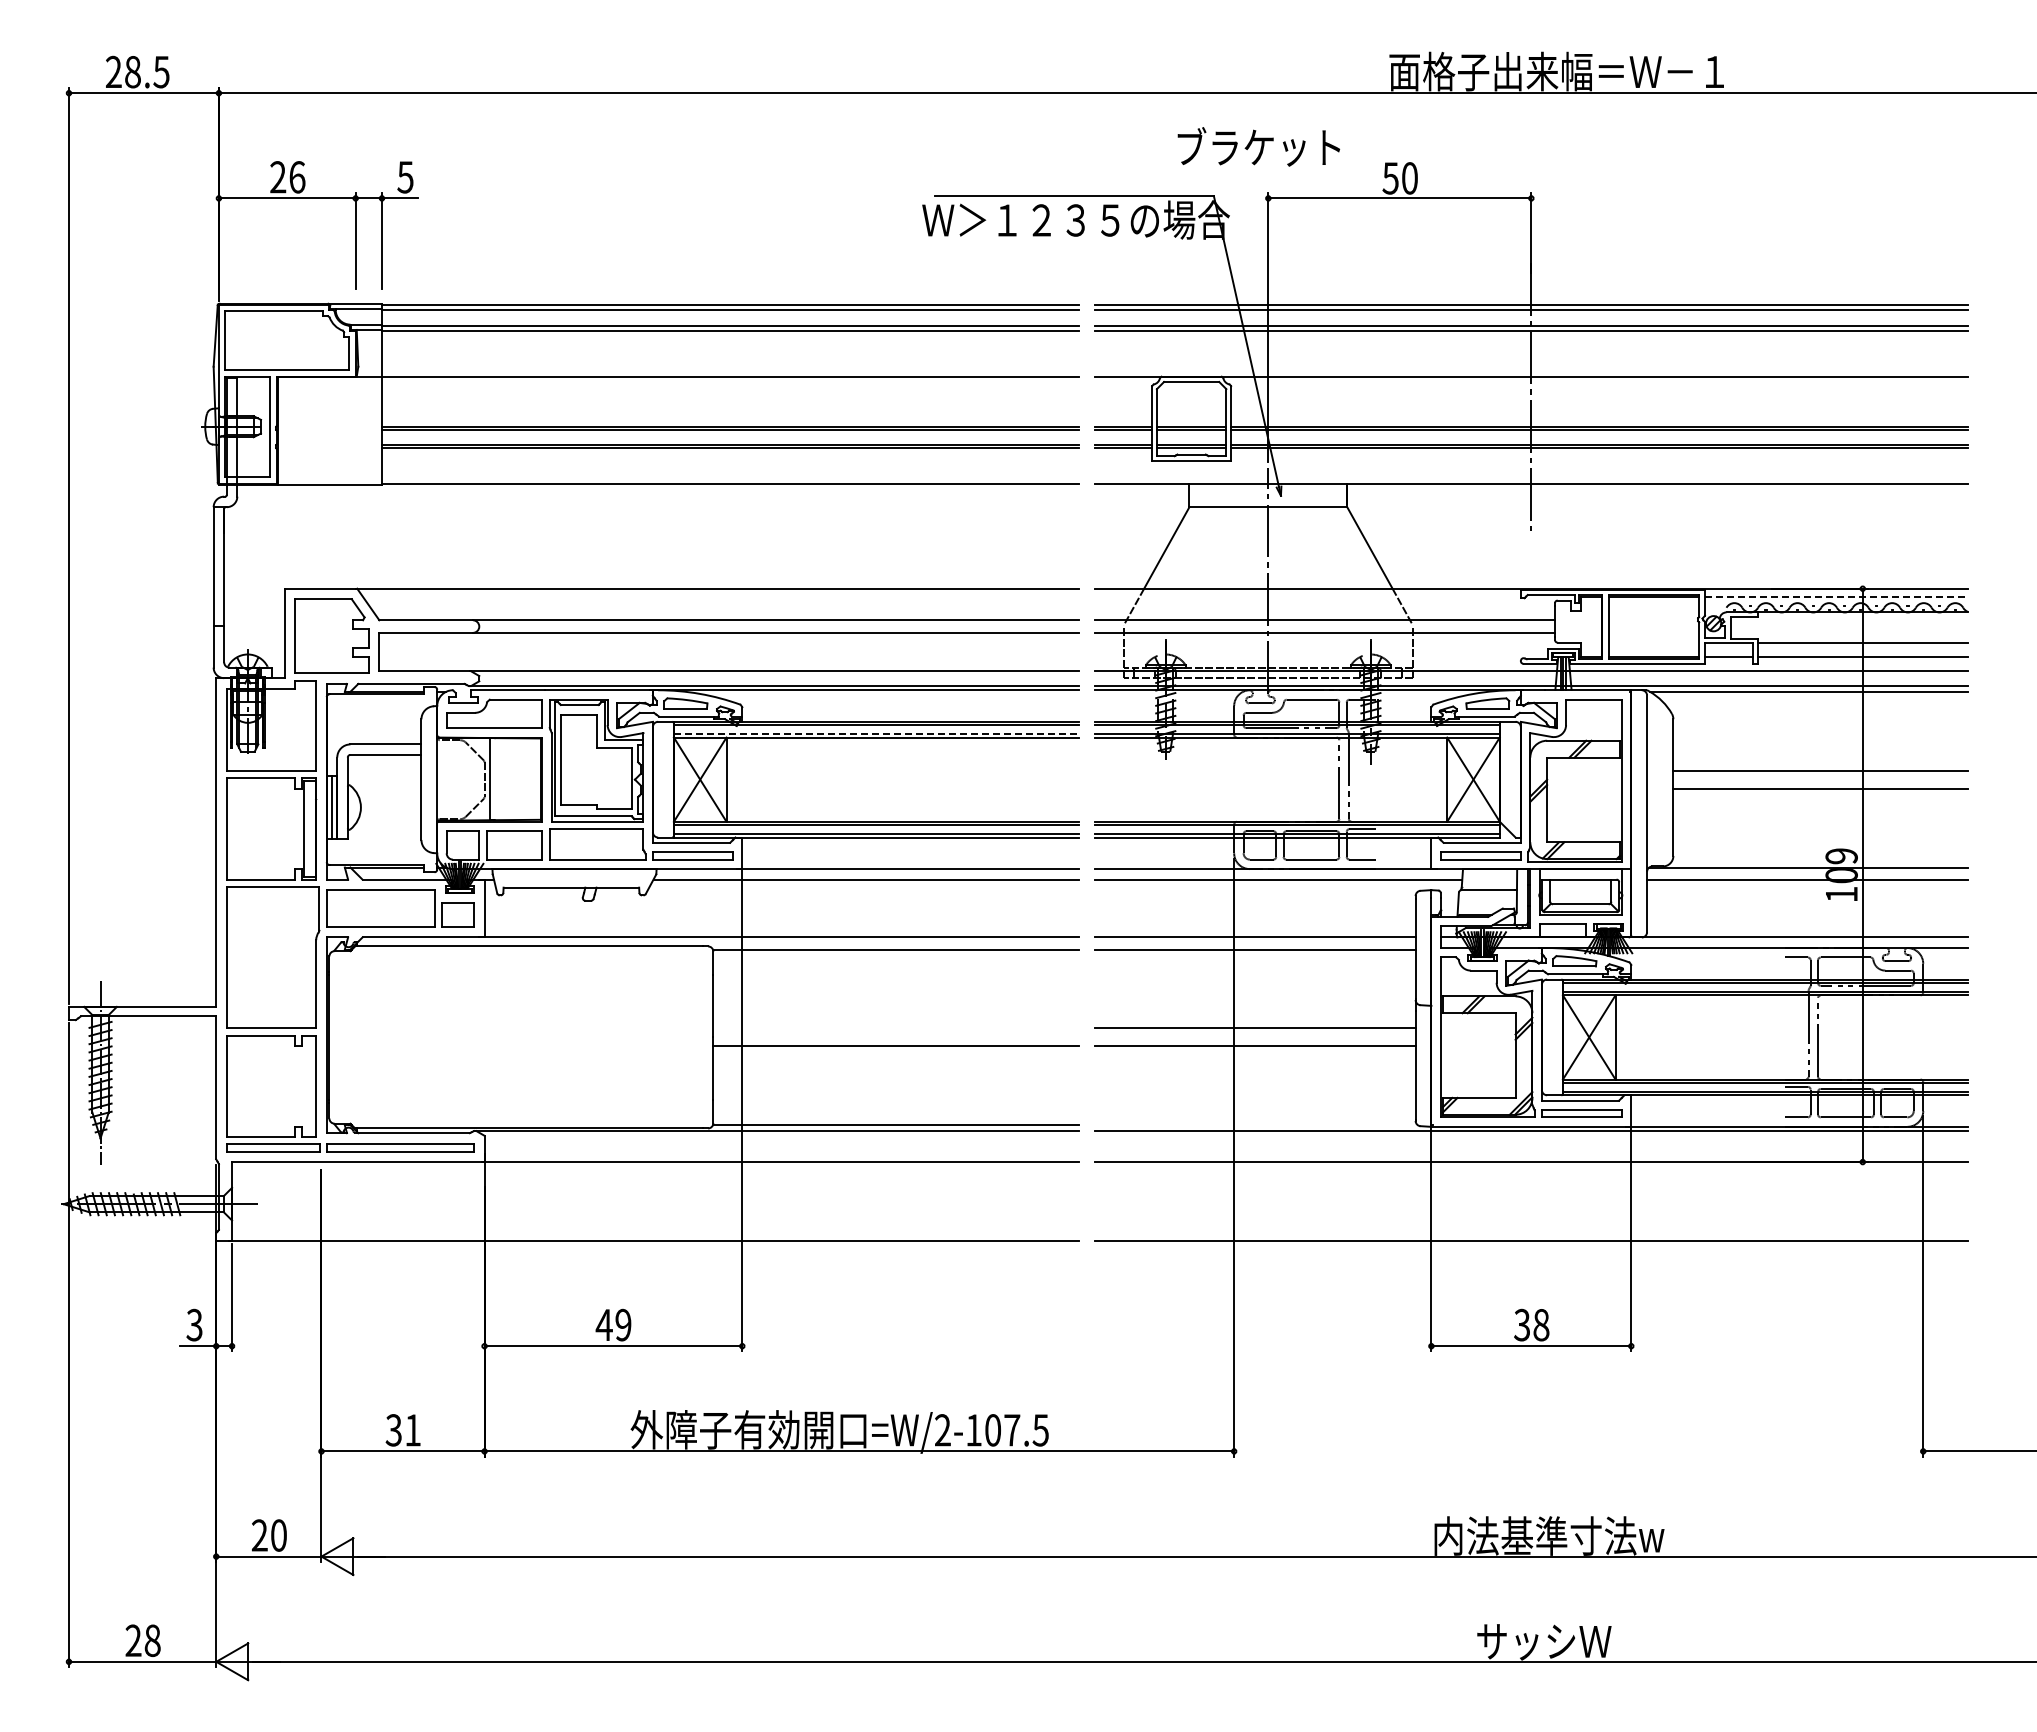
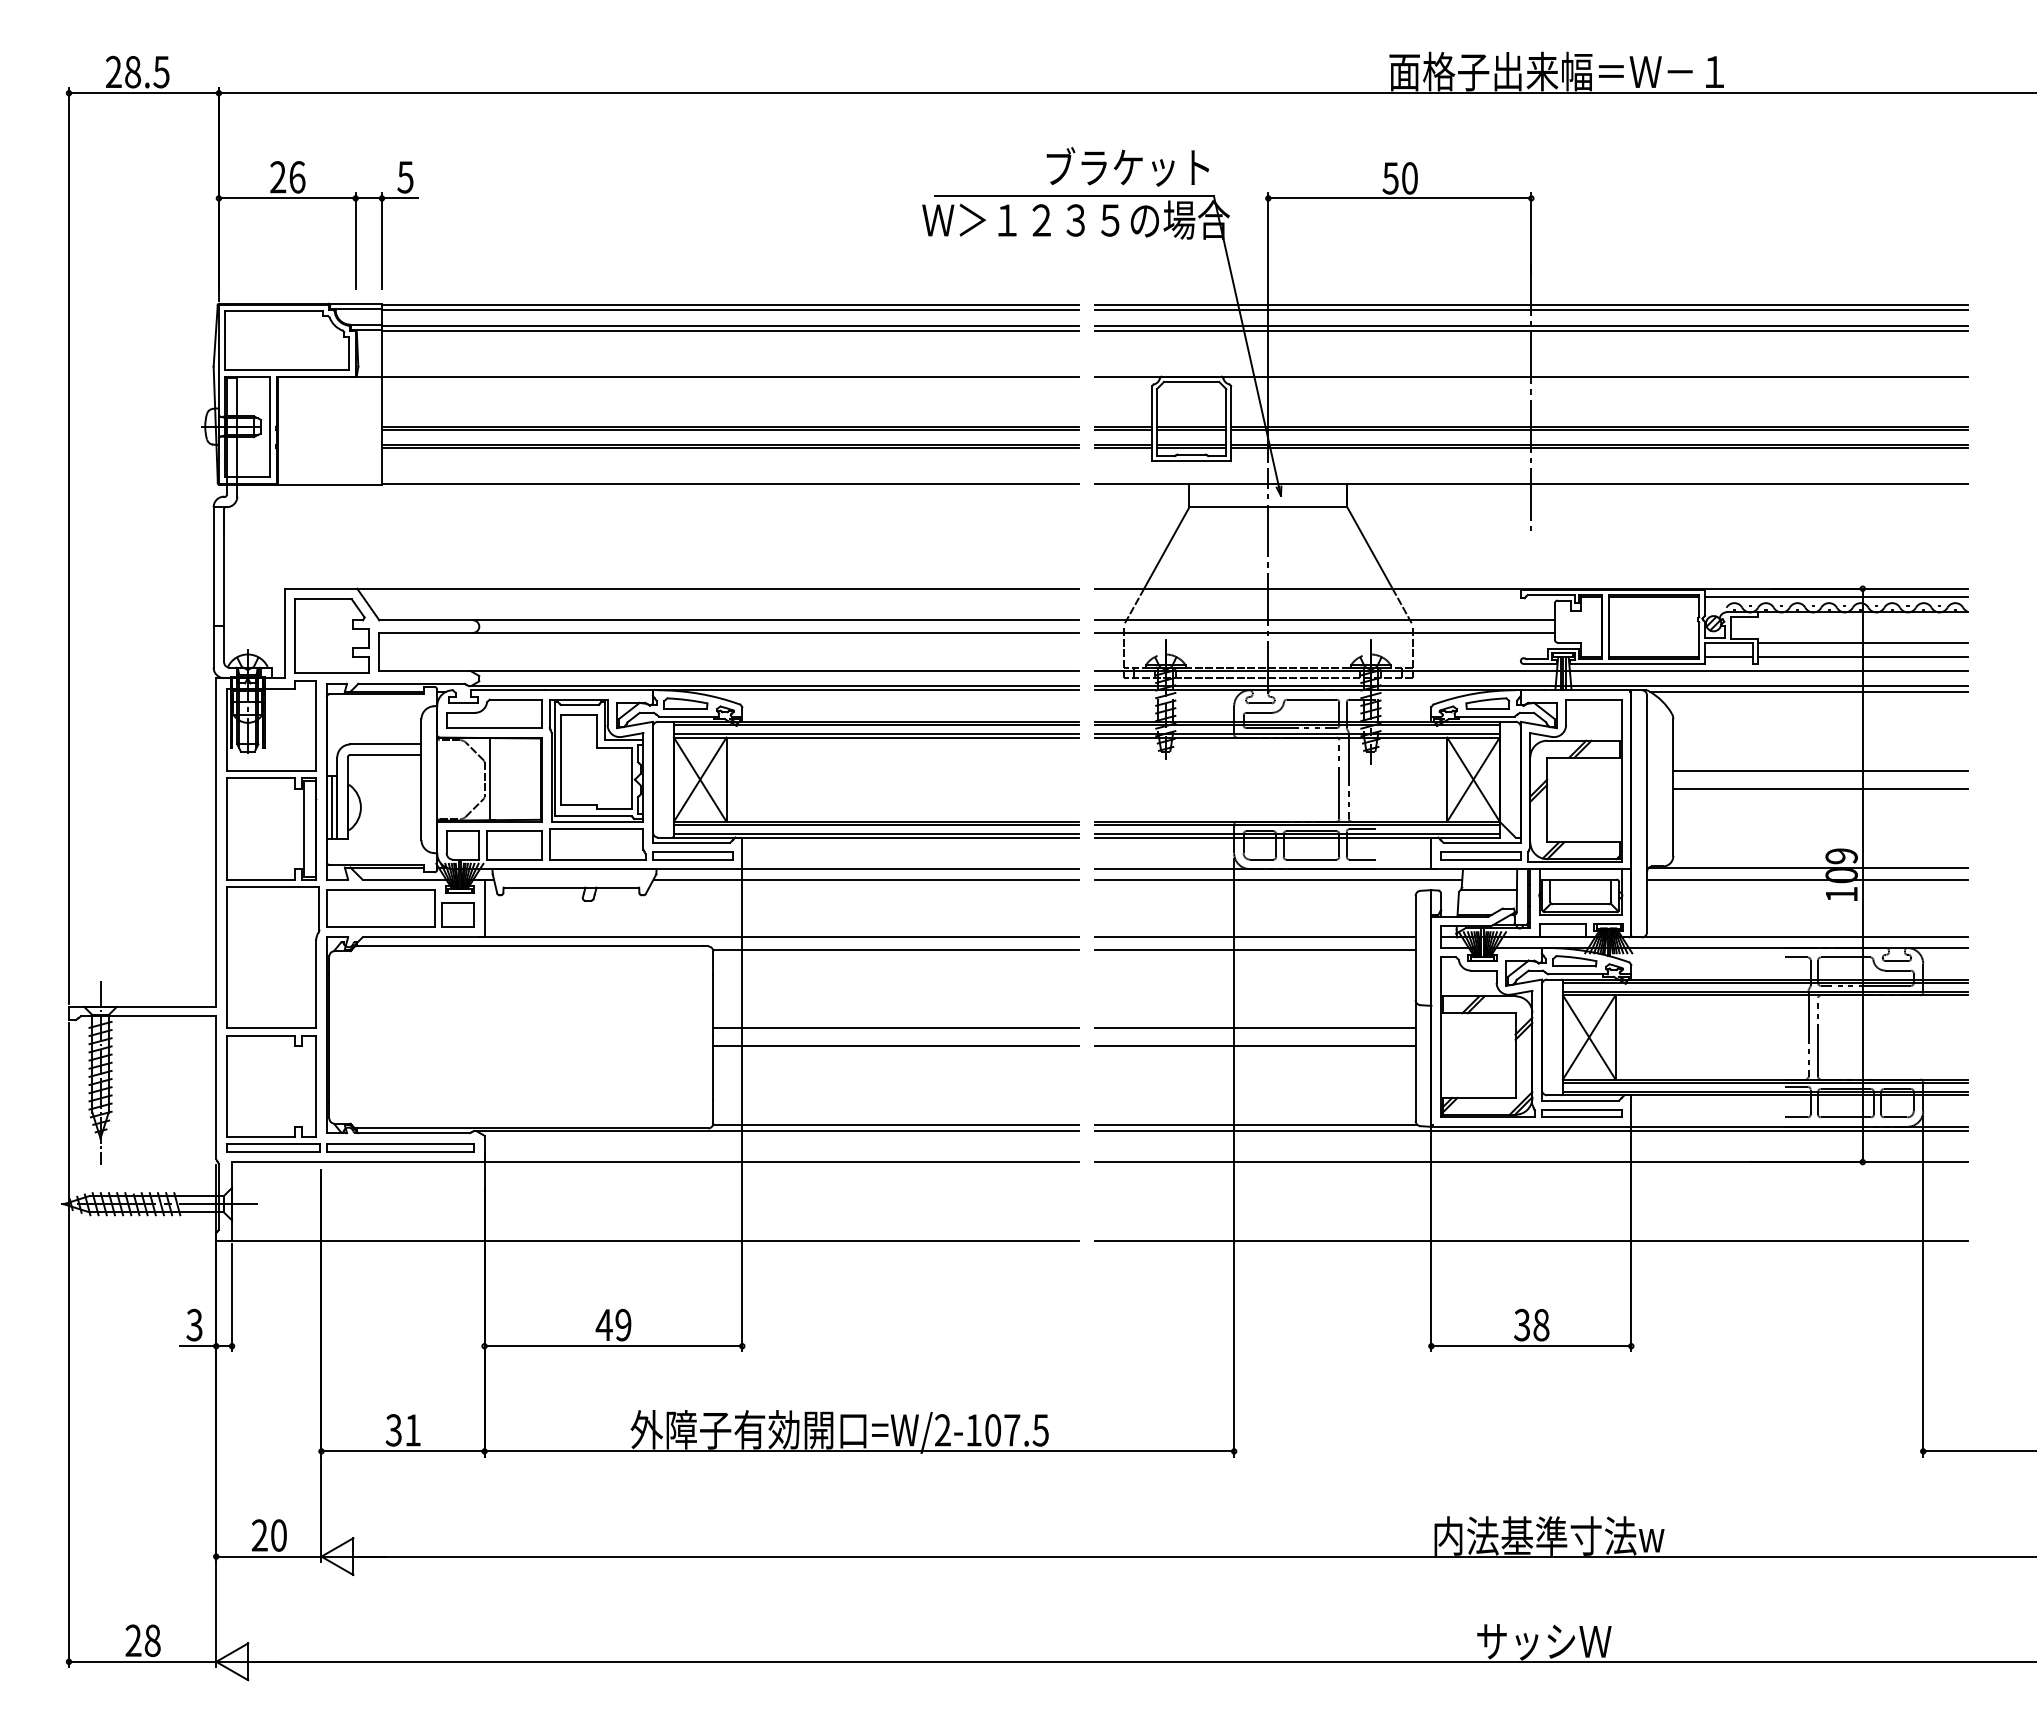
text position: (1258, 146) -> (1127, 166) (1127, 166)
line: dashed -> solid (1836, 596)
line: dashed -> solid (876, 733)
line: none -> present (895, 1028)
line: none -> present (1255, 1125)
